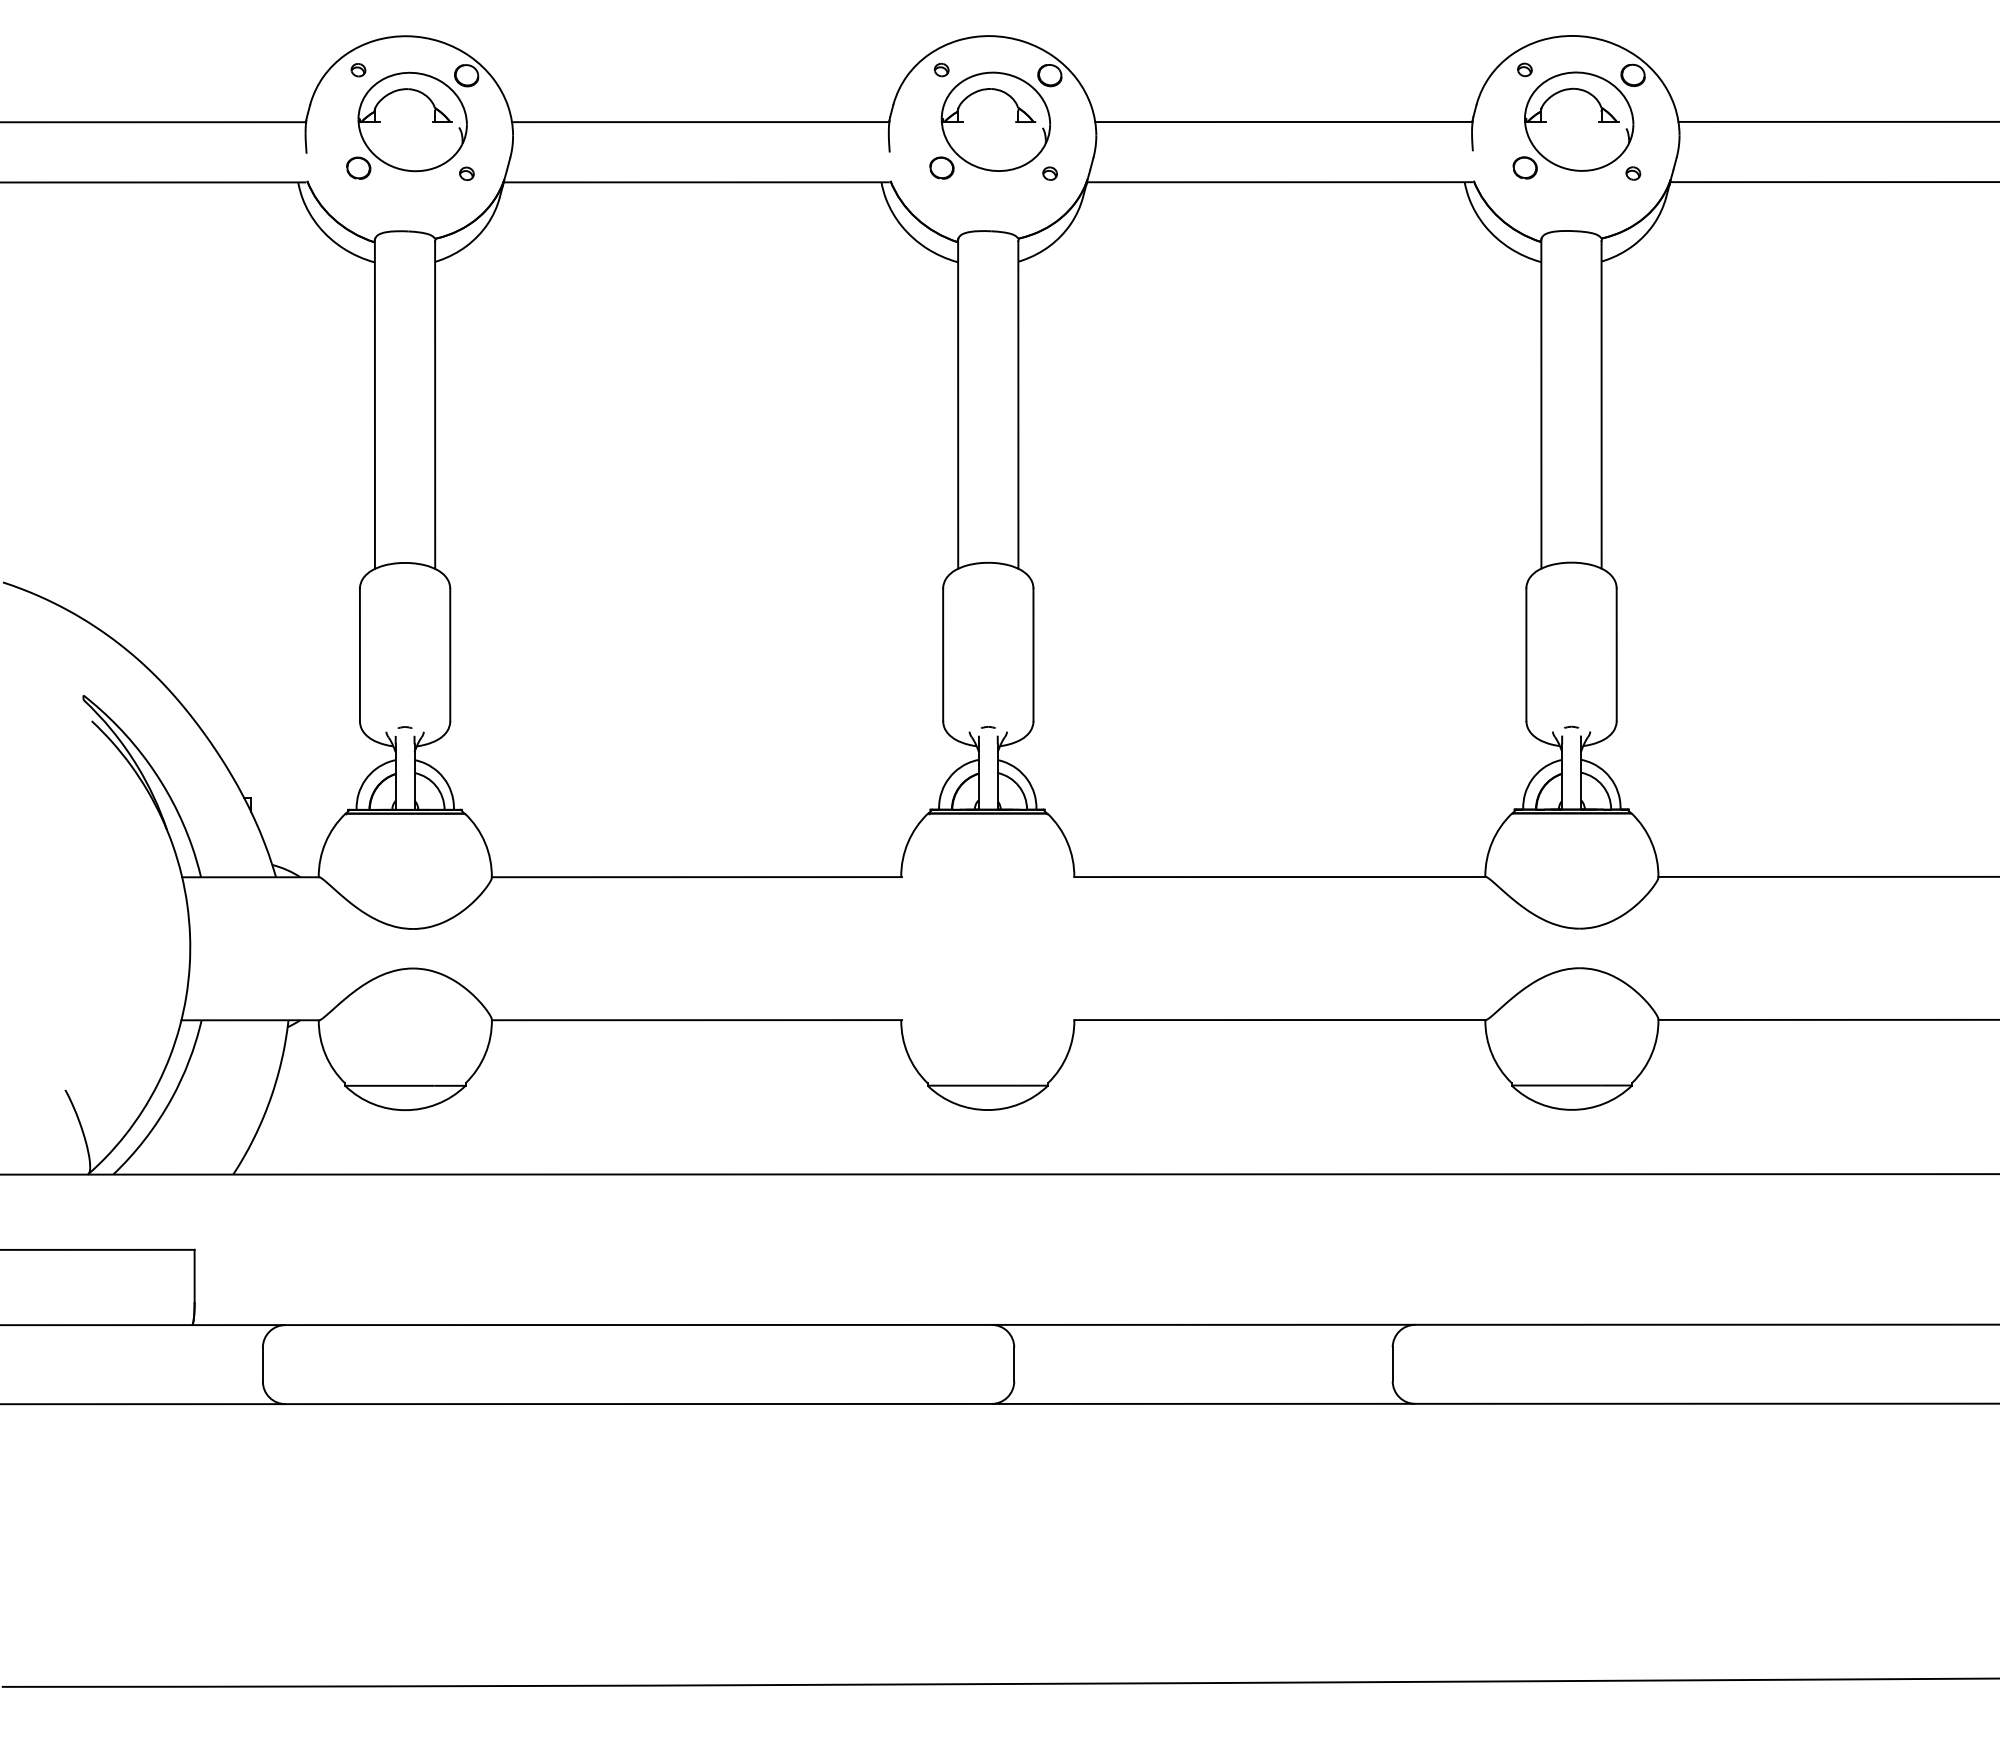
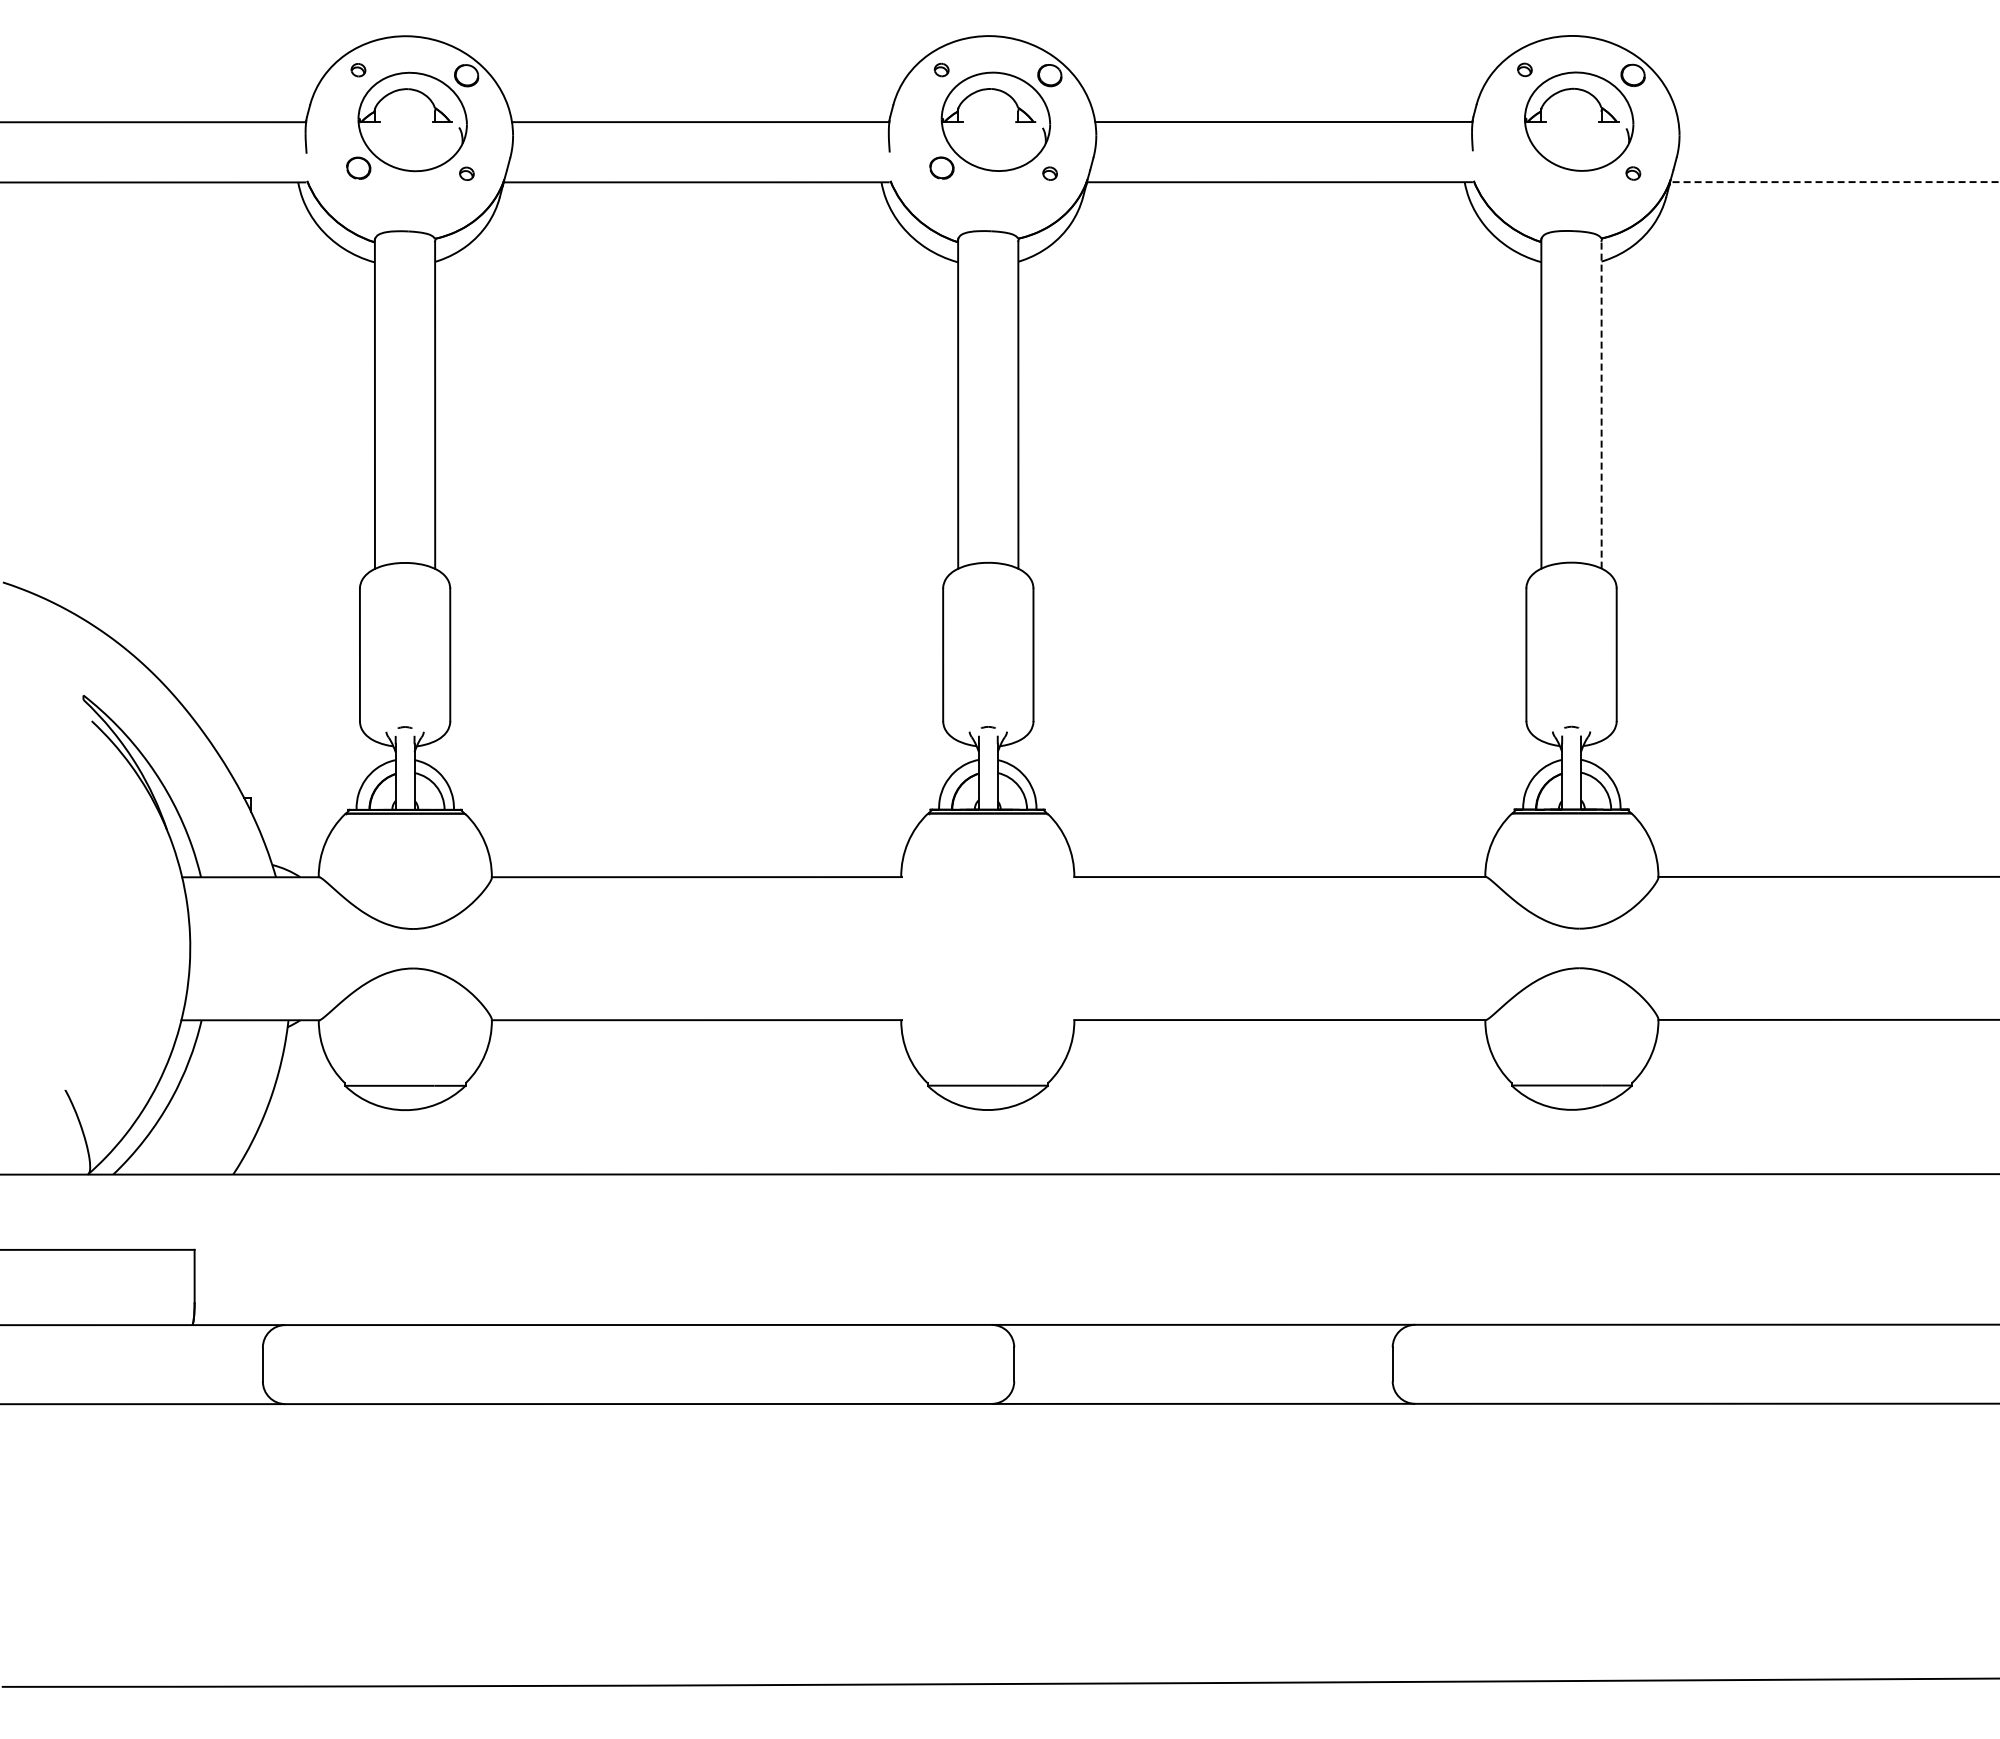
line: present -> none (1837, 121)
part: present -> none (1524, 167)
line: solid -> dashed (1834, 182)
line: solid -> dashed (1601, 405)
